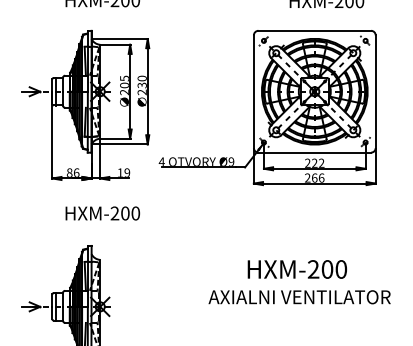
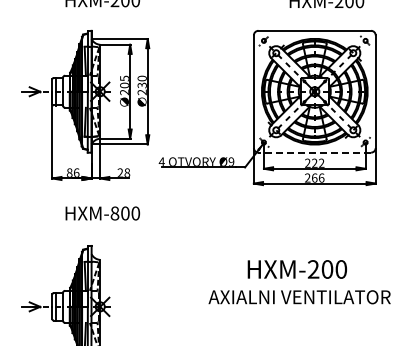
line: solid -> dashed (314, 152)
text: 19 -> 28 (123, 172)
text: HXM-200 -> HXM-800 (114, 213)
